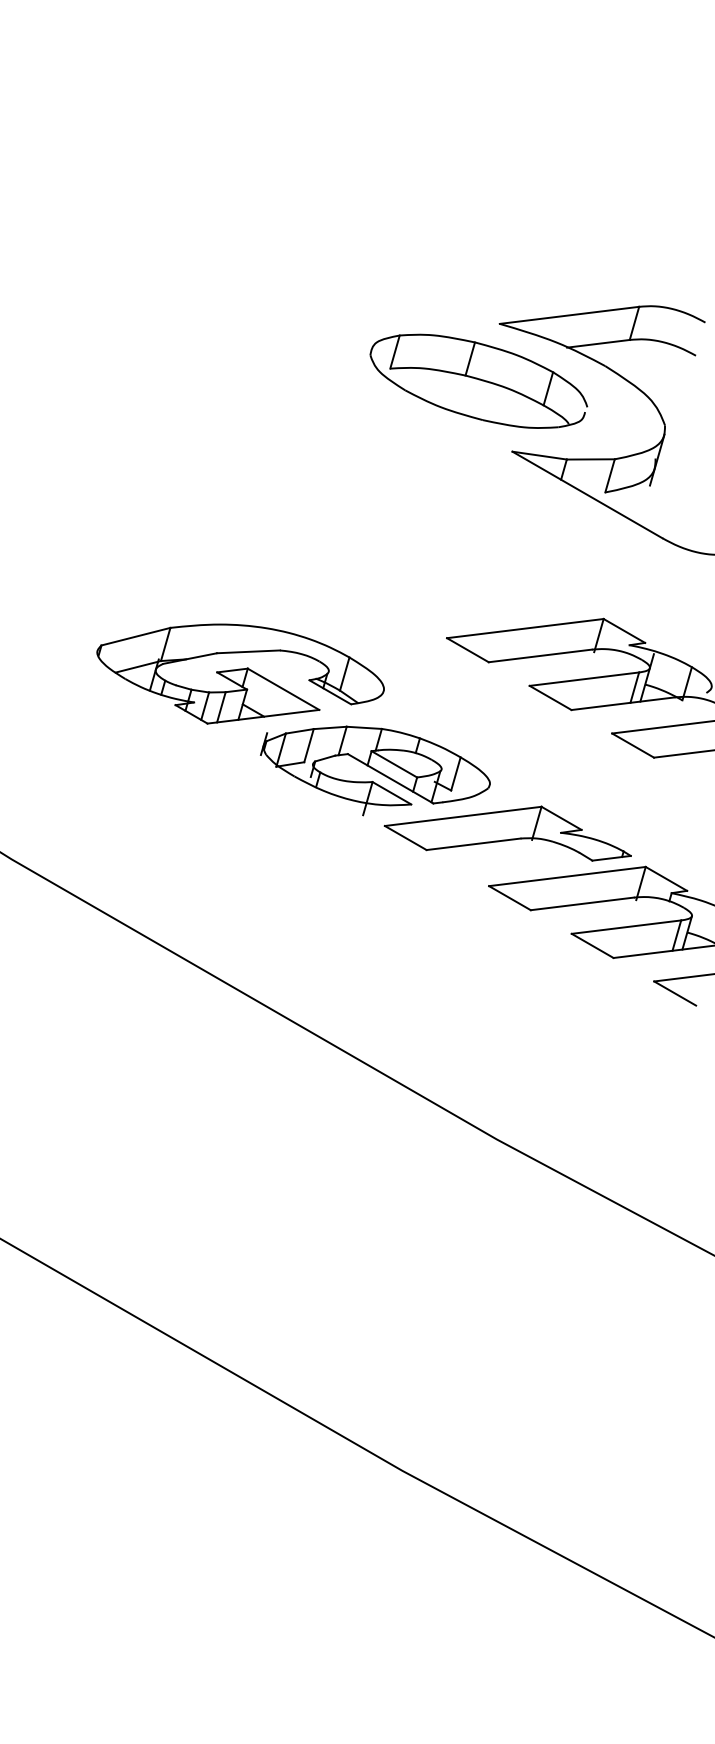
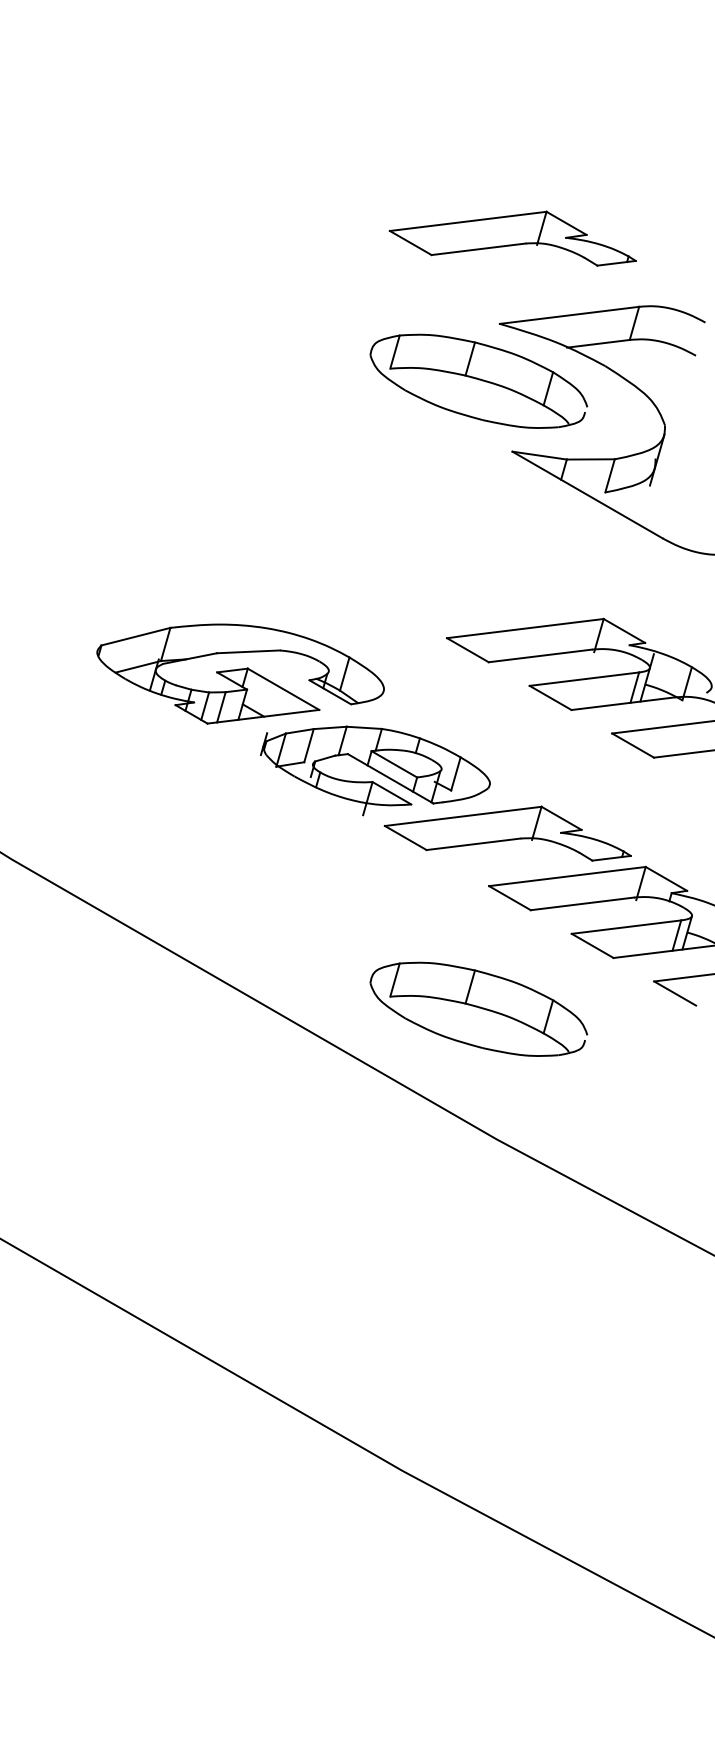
part: none -> present (512, 238)
part: none -> present (478, 1008)
